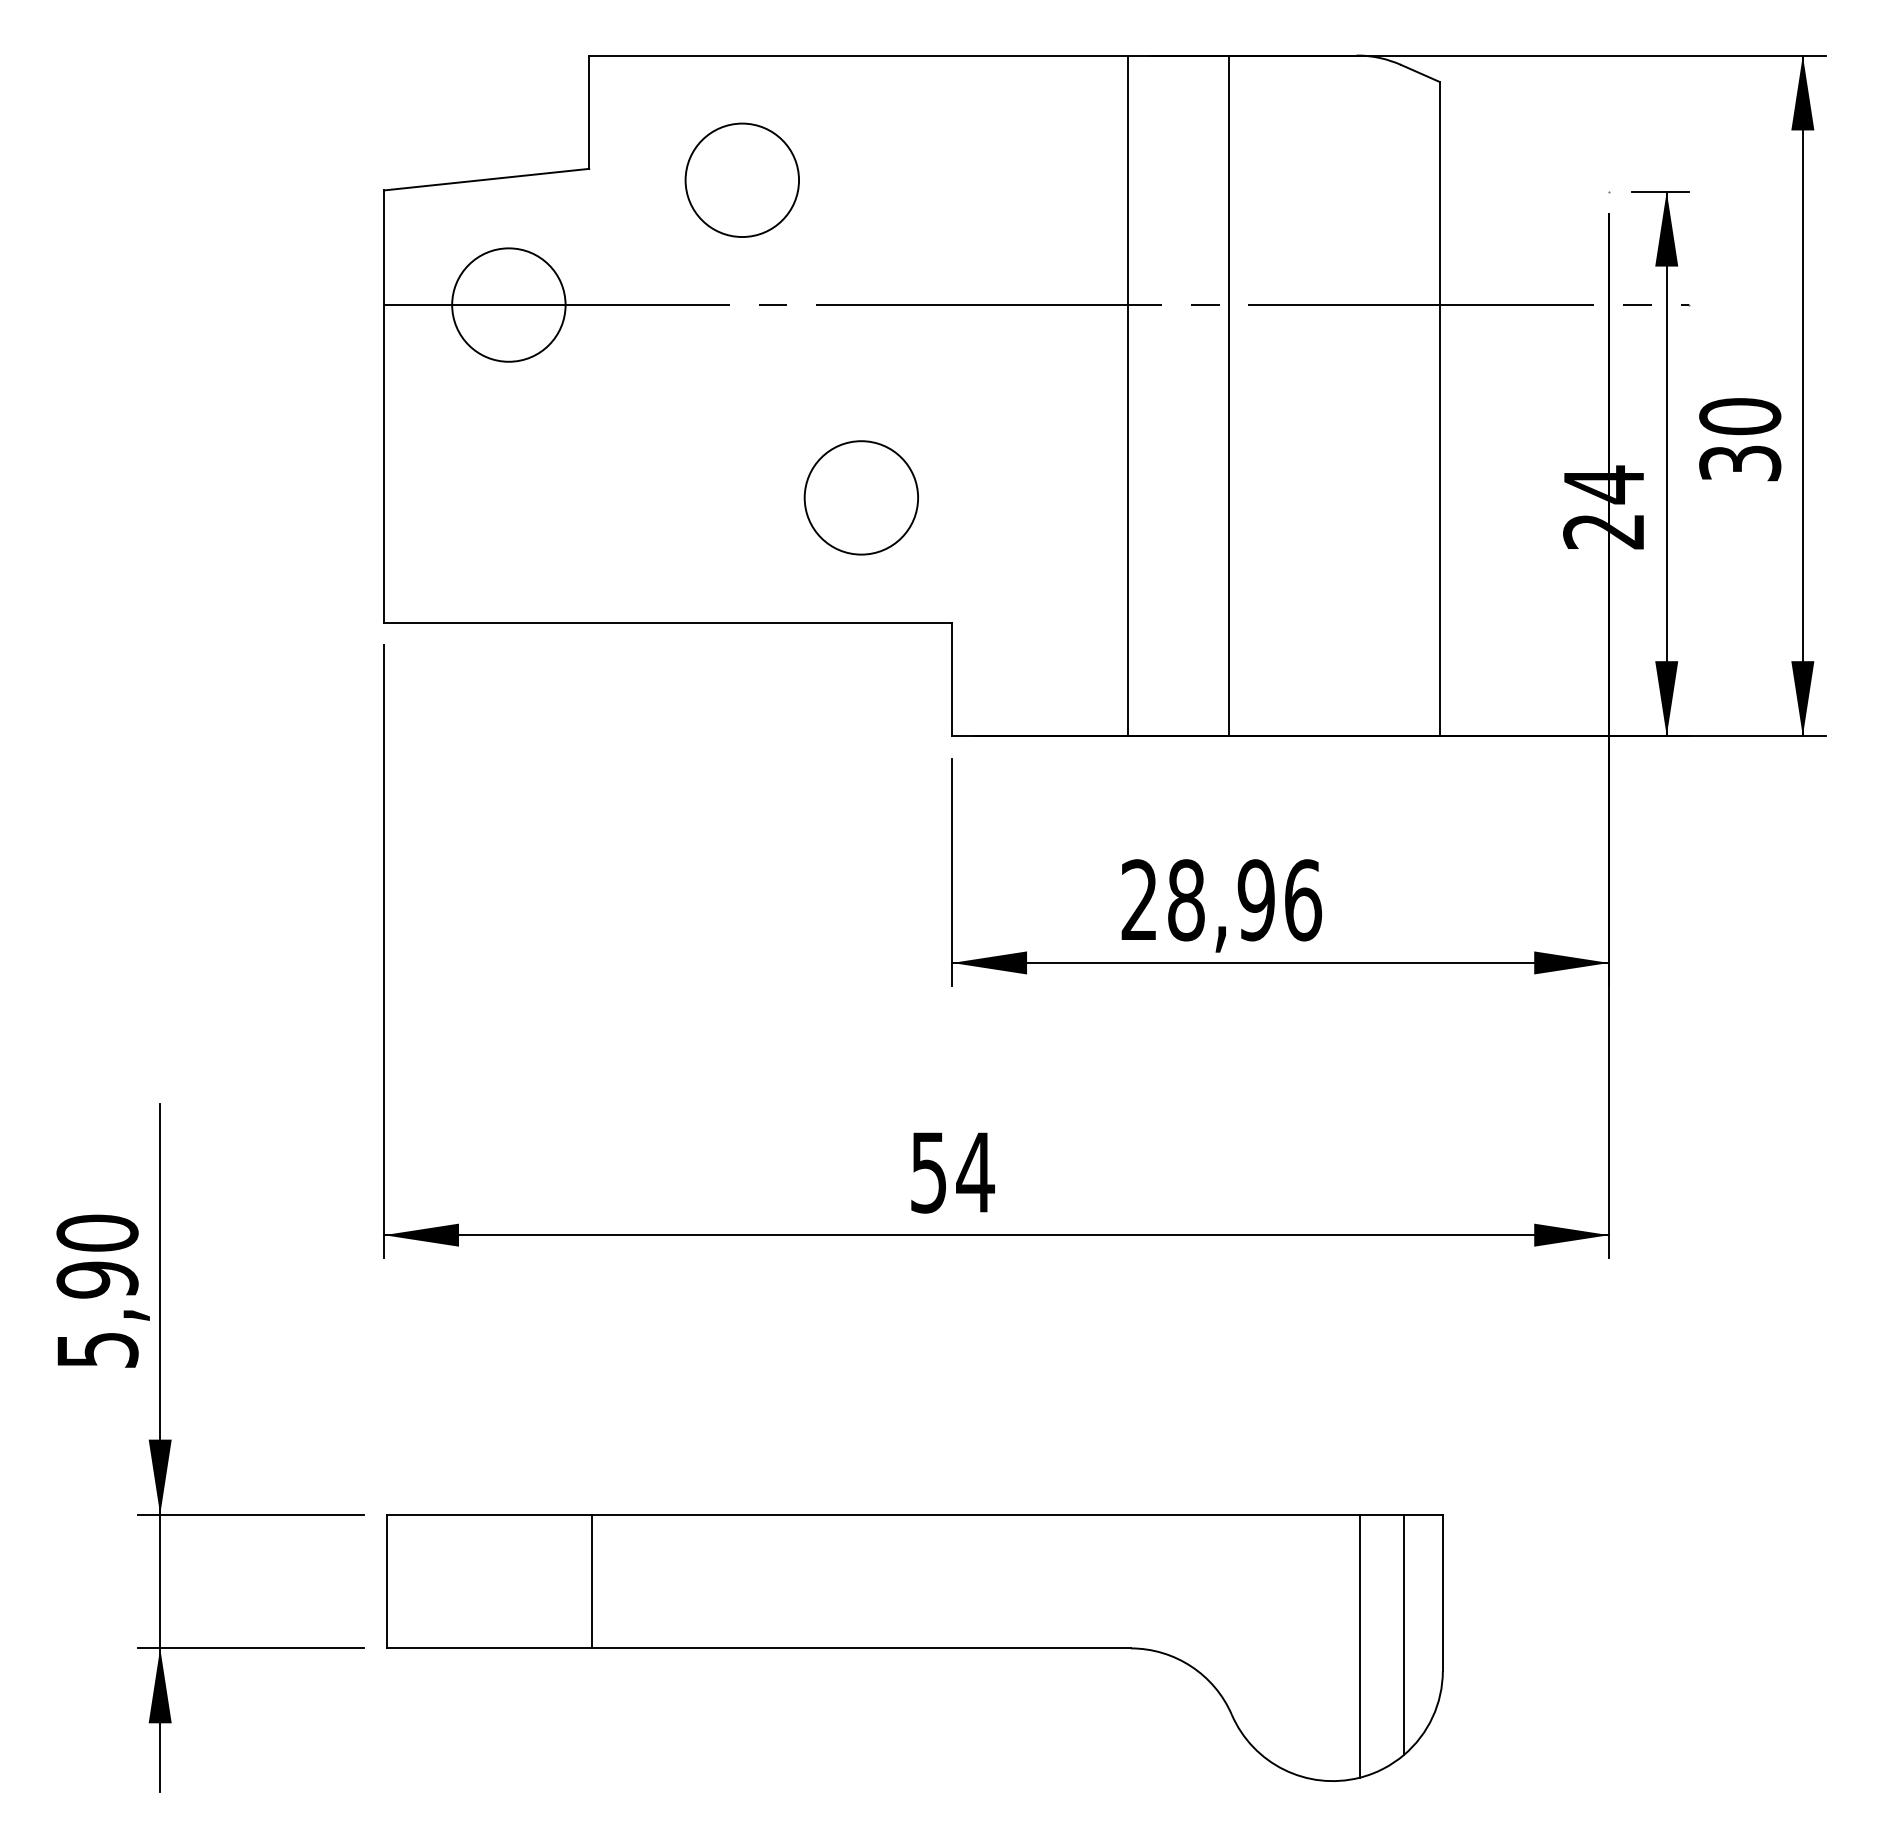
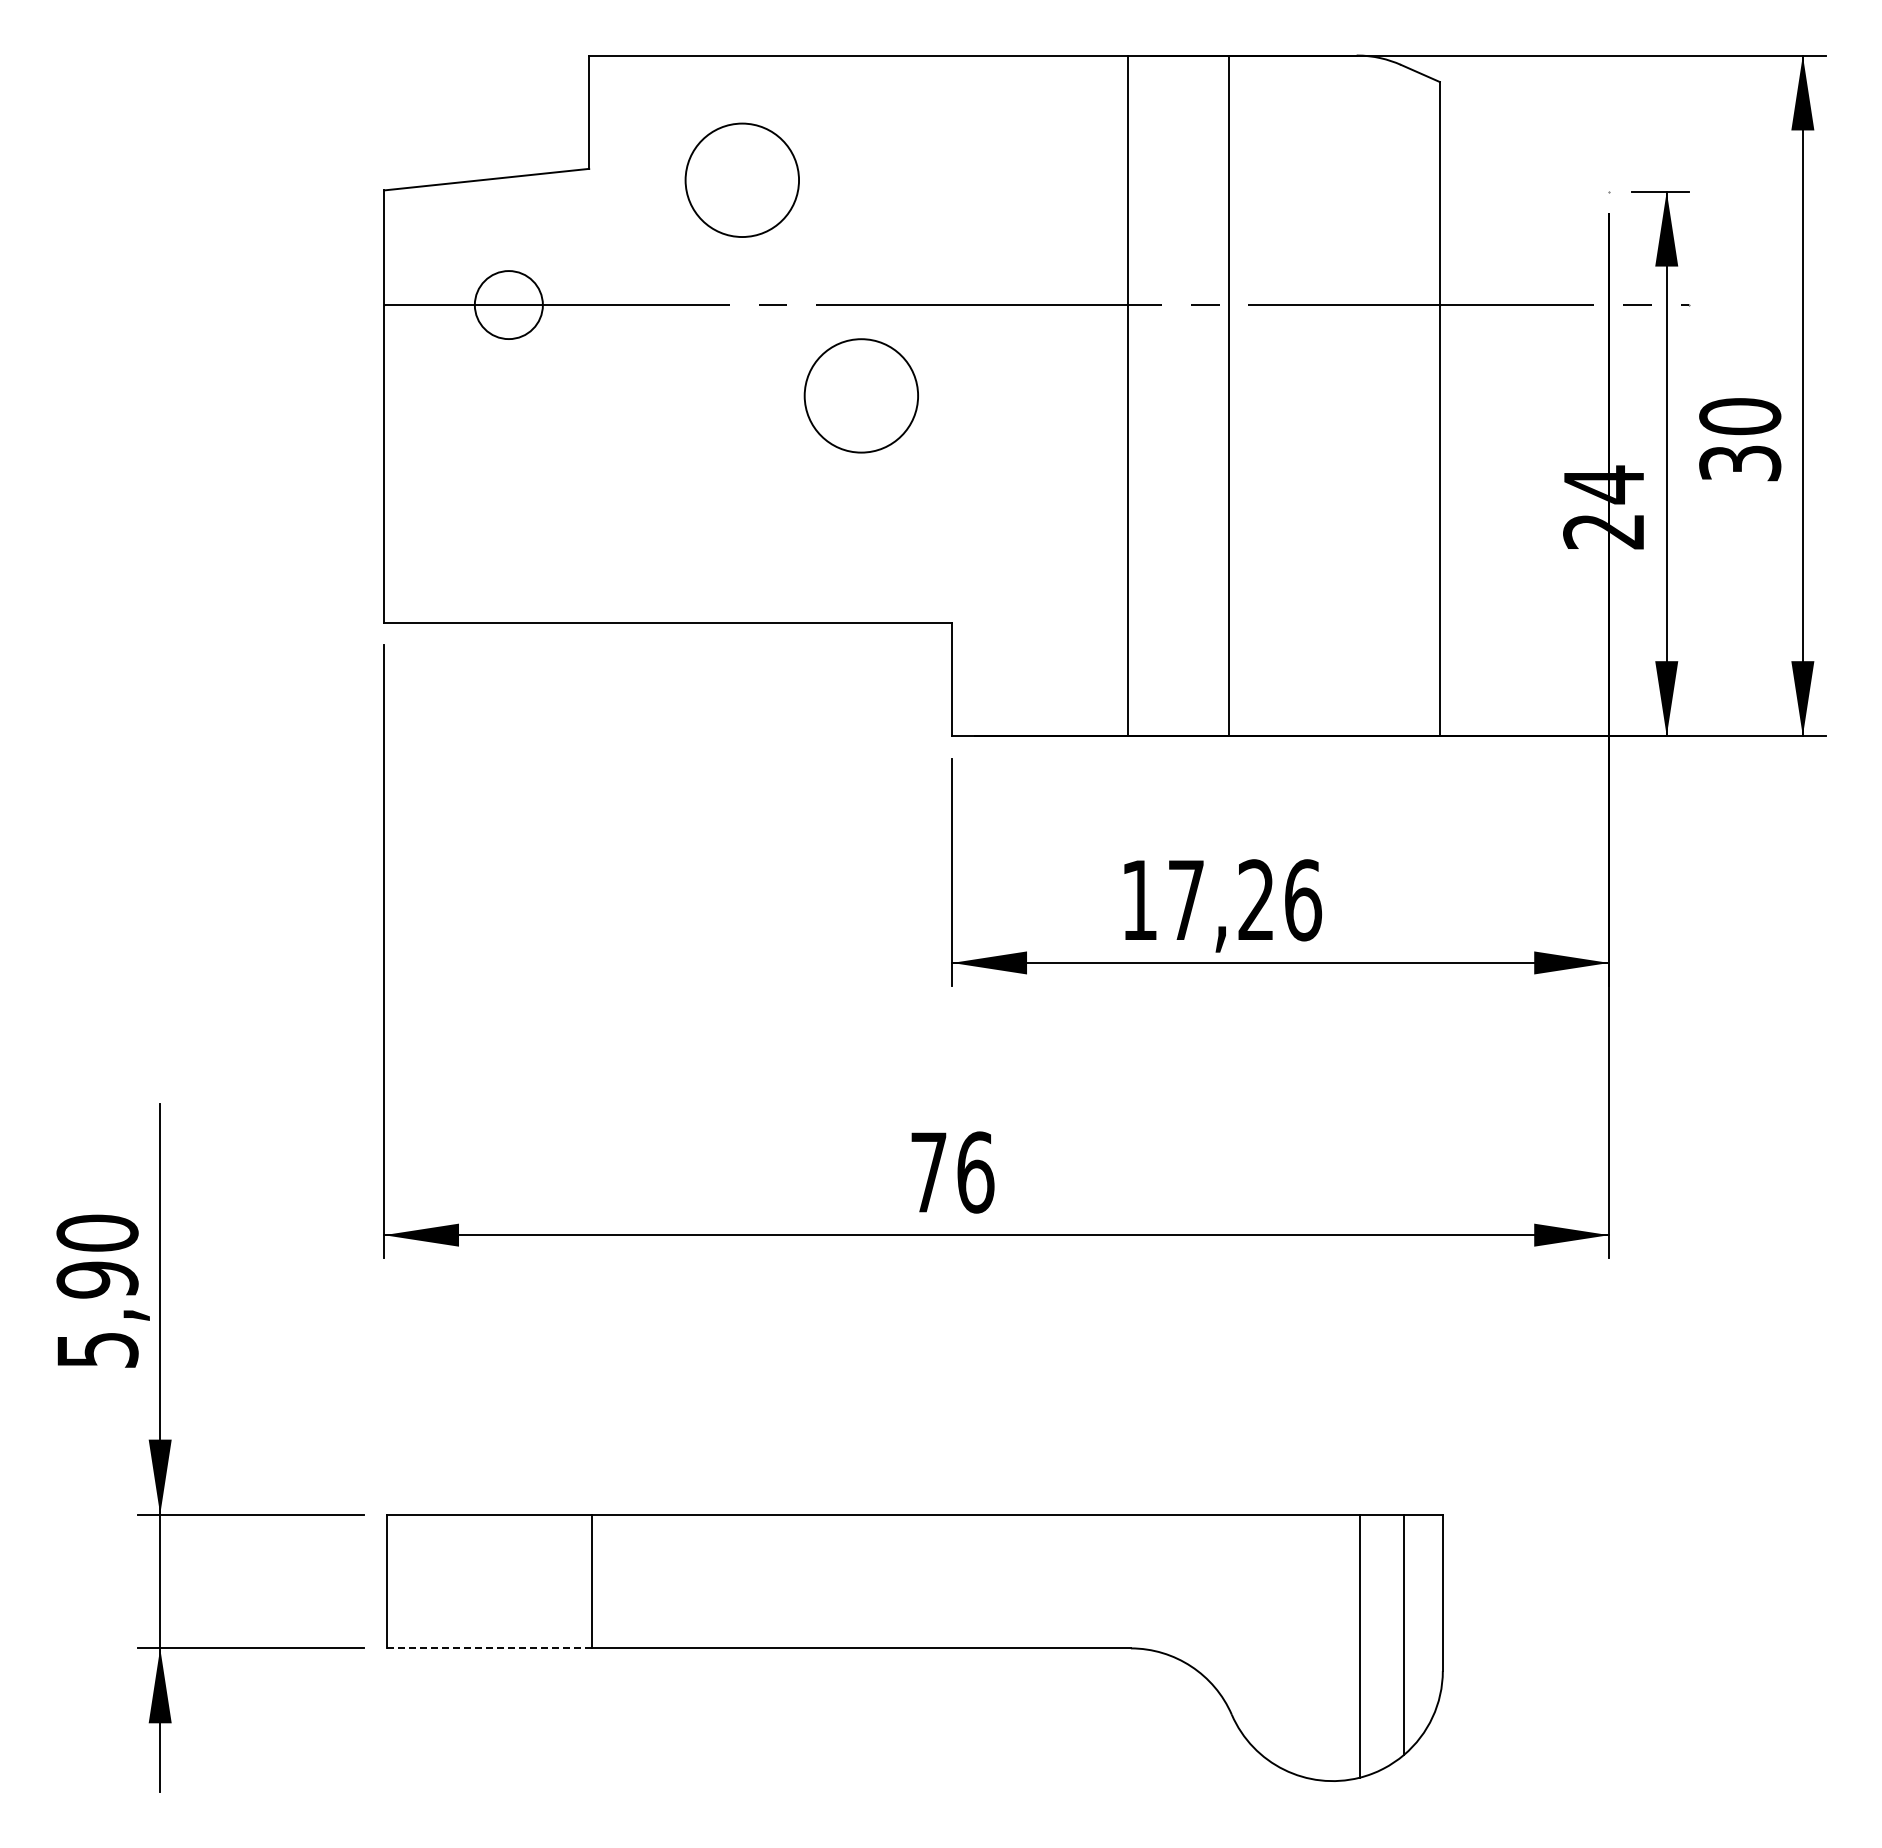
circle diameter: 113 px -> 68 px (508, 305)
circle position: (860, 497) -> (860, 395) (860, 395)
text: 28,96 -> 17,26 (1197, 900)
text: 54 -> 76 (952, 1172)
line: solid -> dashed (489, 1648)
